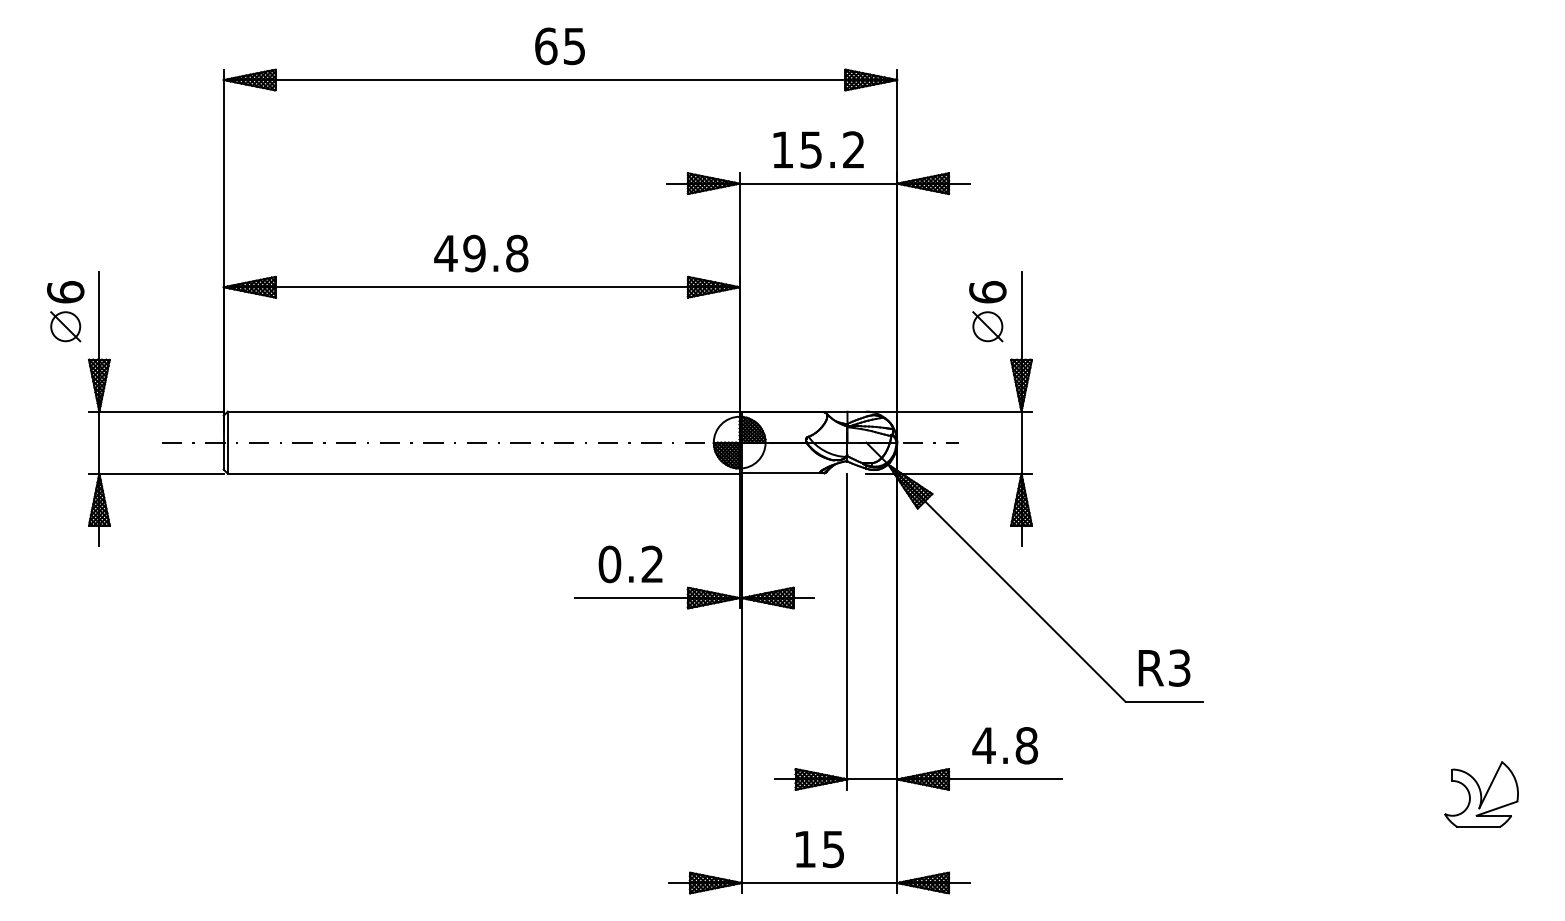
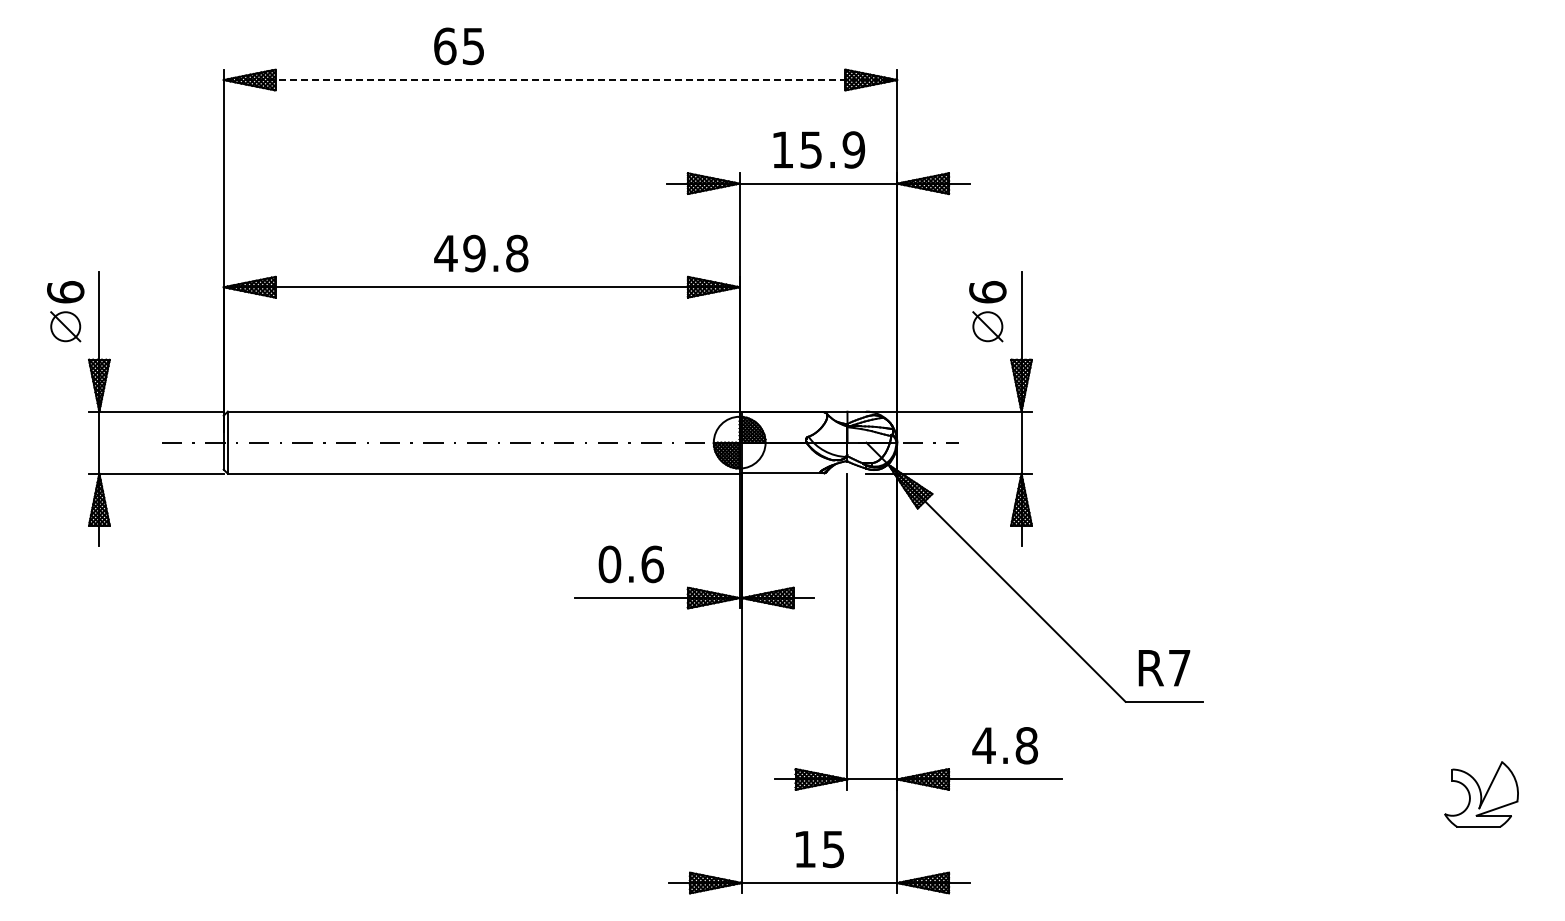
text position: (559, 46) -> (458, 46) (458, 46)
line: solid -> dashed (560, 80)
text: 15.2 -> 15.9 (853, 149)
text: 0.2 -> 0.6 (652, 564)
text: R3 -> R7 (1179, 667)
